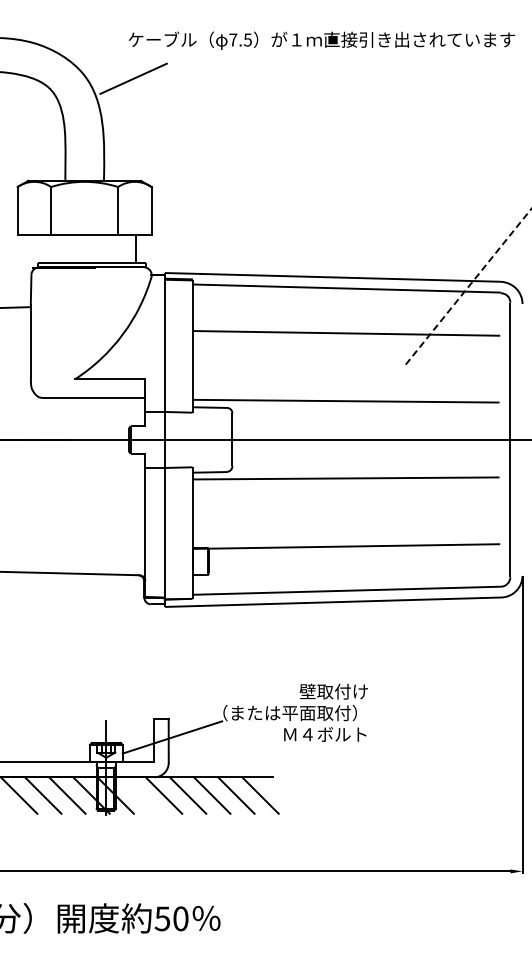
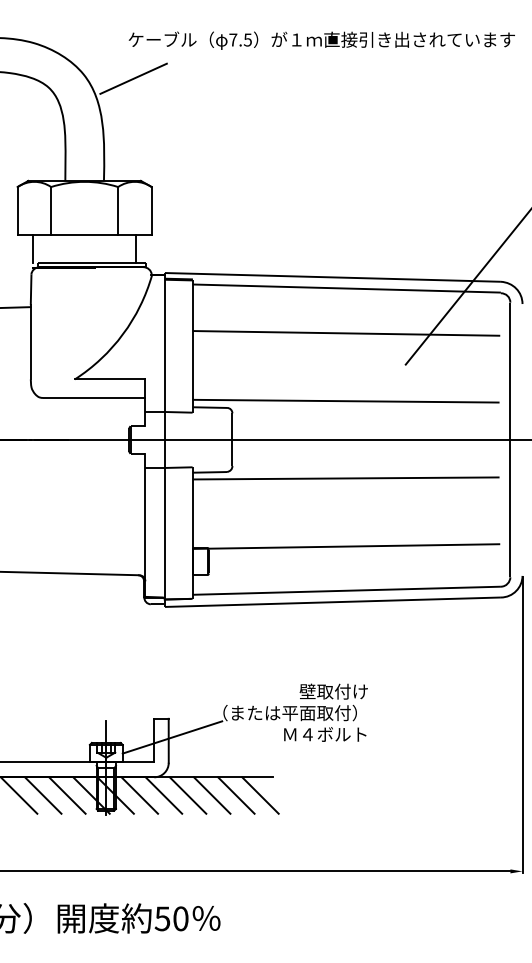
line: none -> present (32, 249)
line: dashed -> solid (469, 286)
line: none -> present (139, 795)
